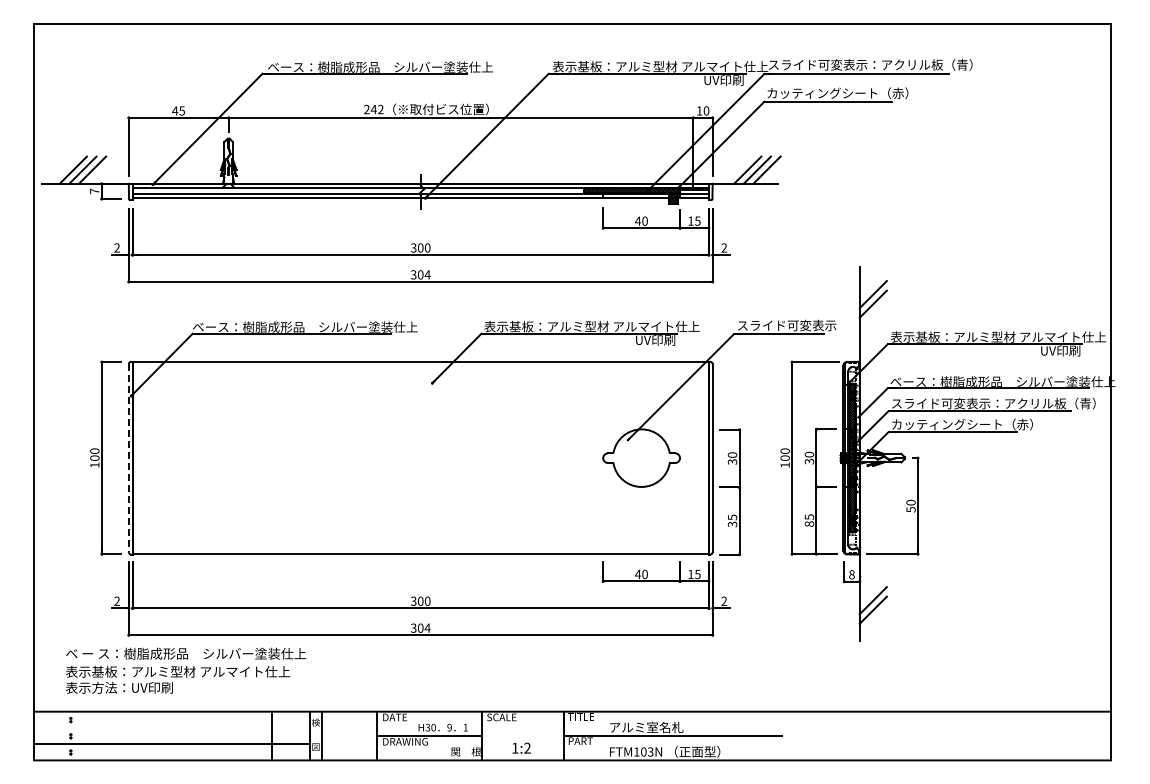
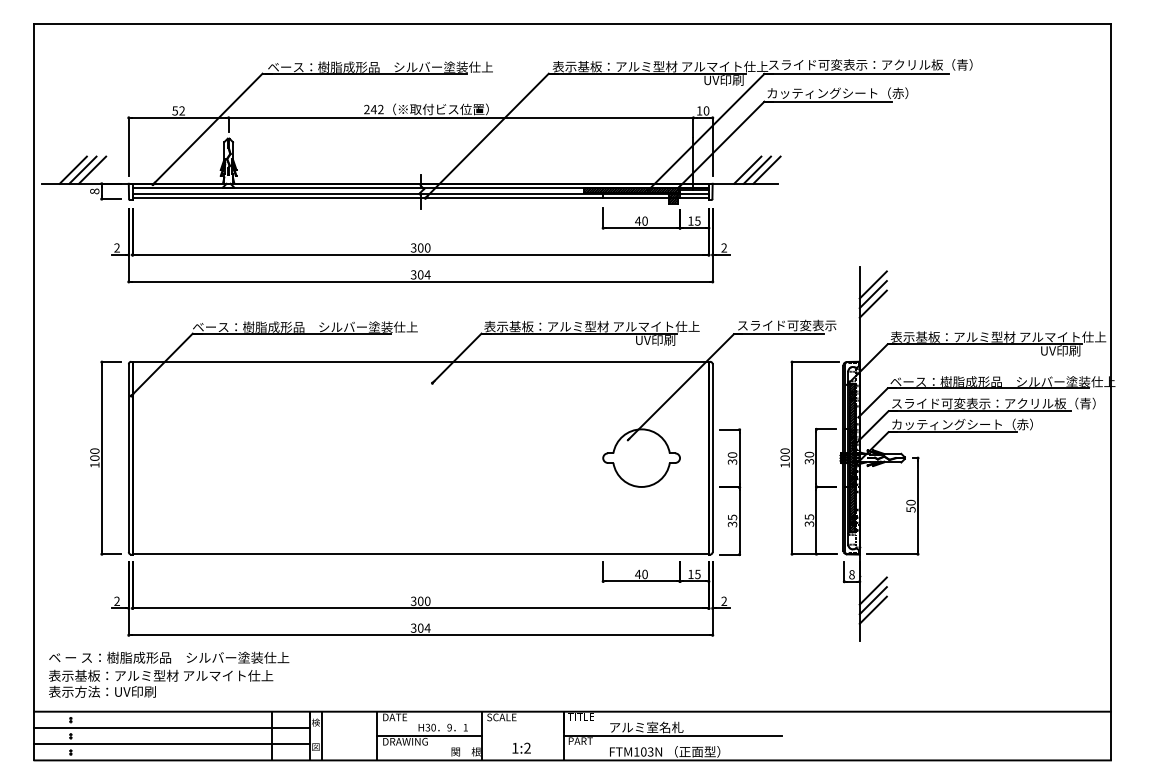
text: 45 -> 52 (178, 110)
text: 7 -> 8 (94, 191)
line: none -> present (872, 284)
line: dashed -> solid (128, 458)
text: 85 -> 35 (809, 523)
line: none -> present (872, 590)
text position: (186, 670) -> (169, 674) (169, 674)
line: none -> present (172, 727)
